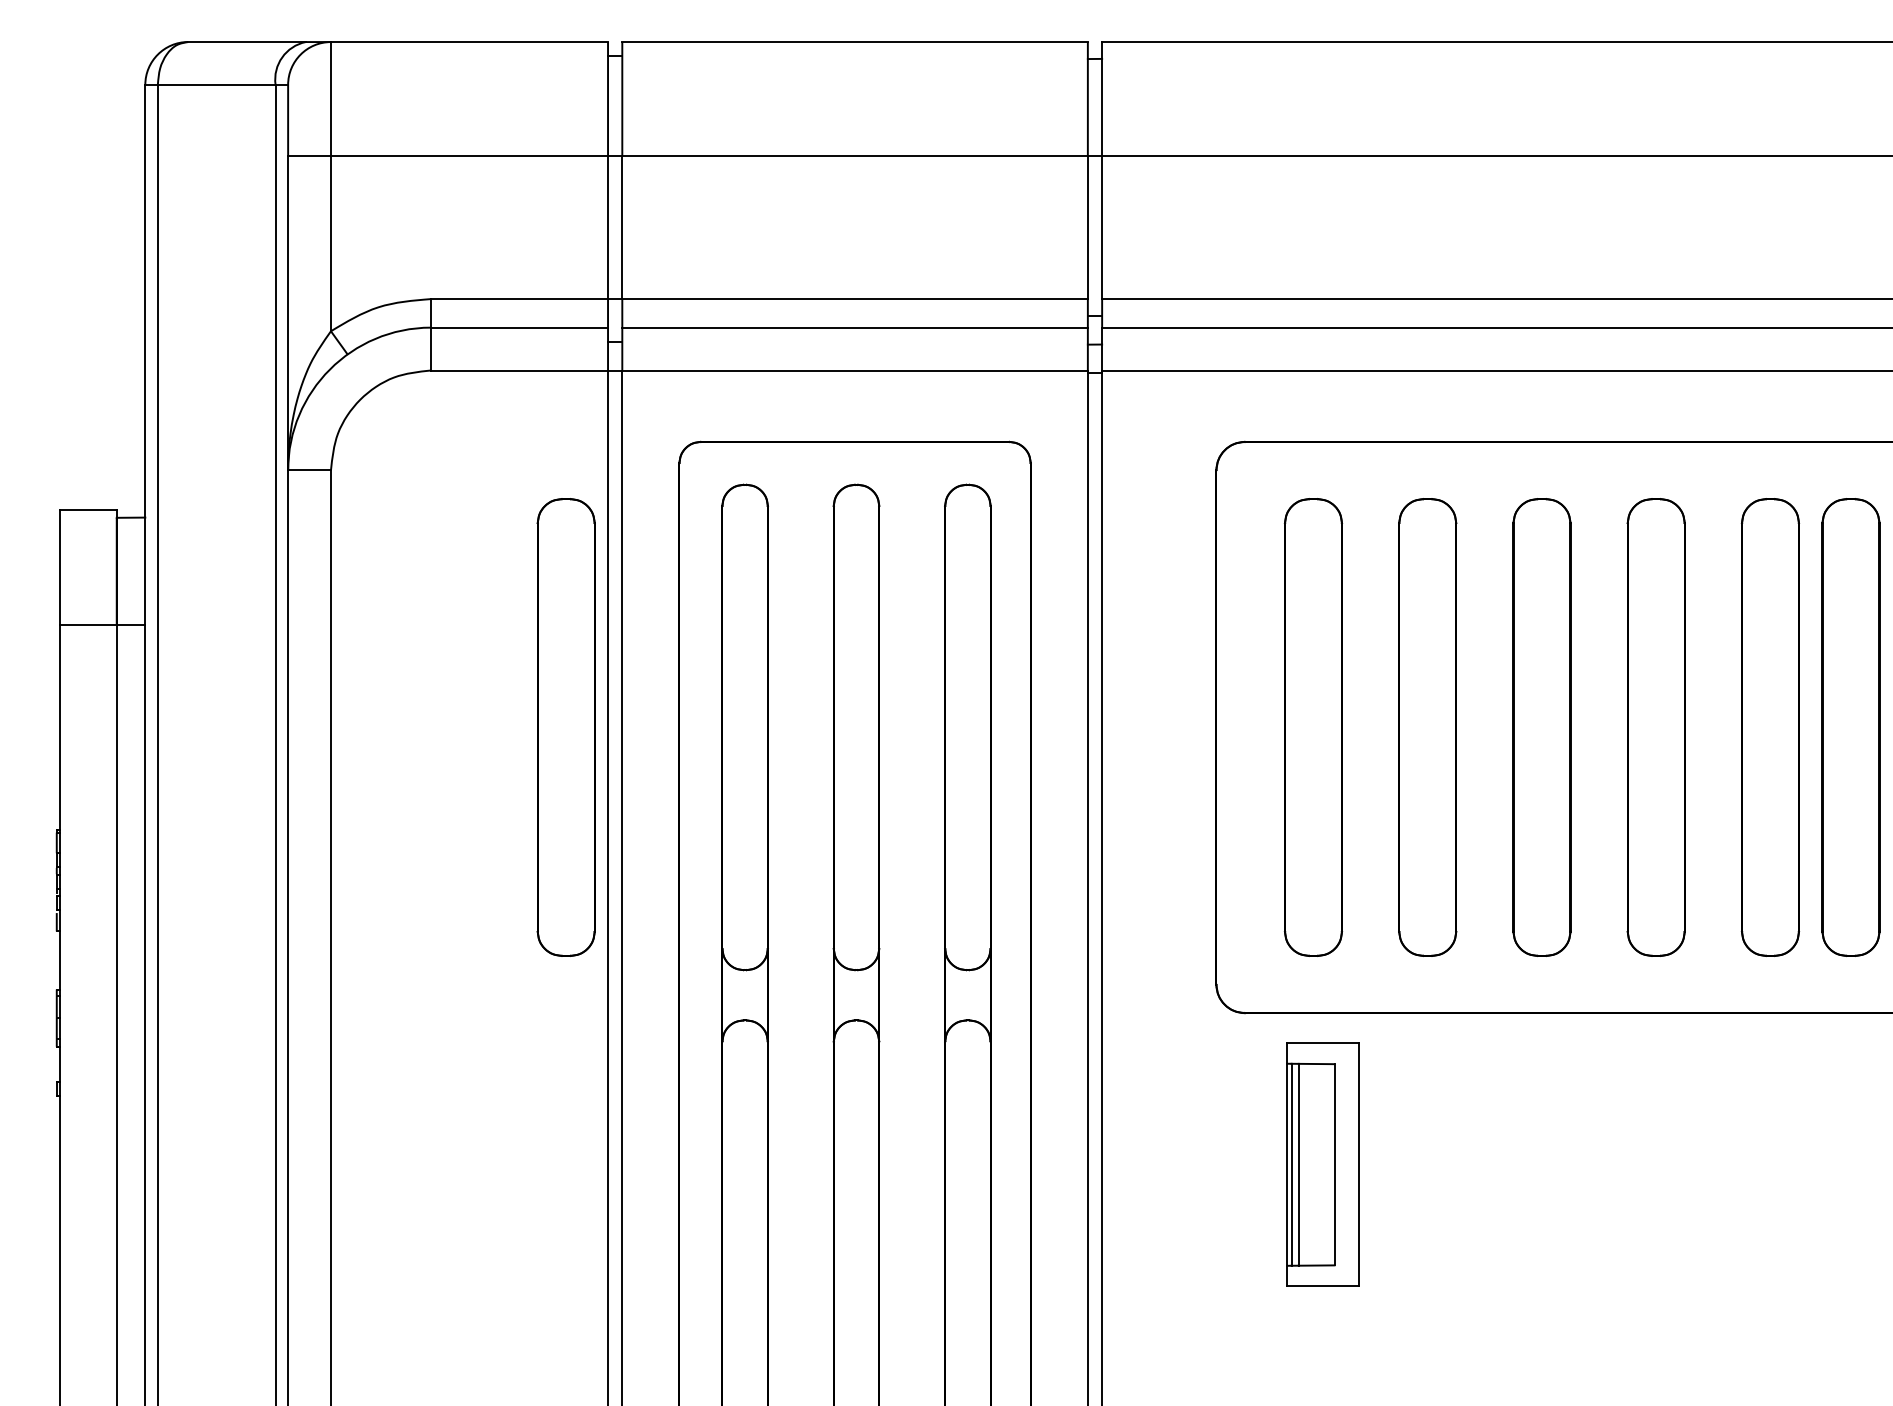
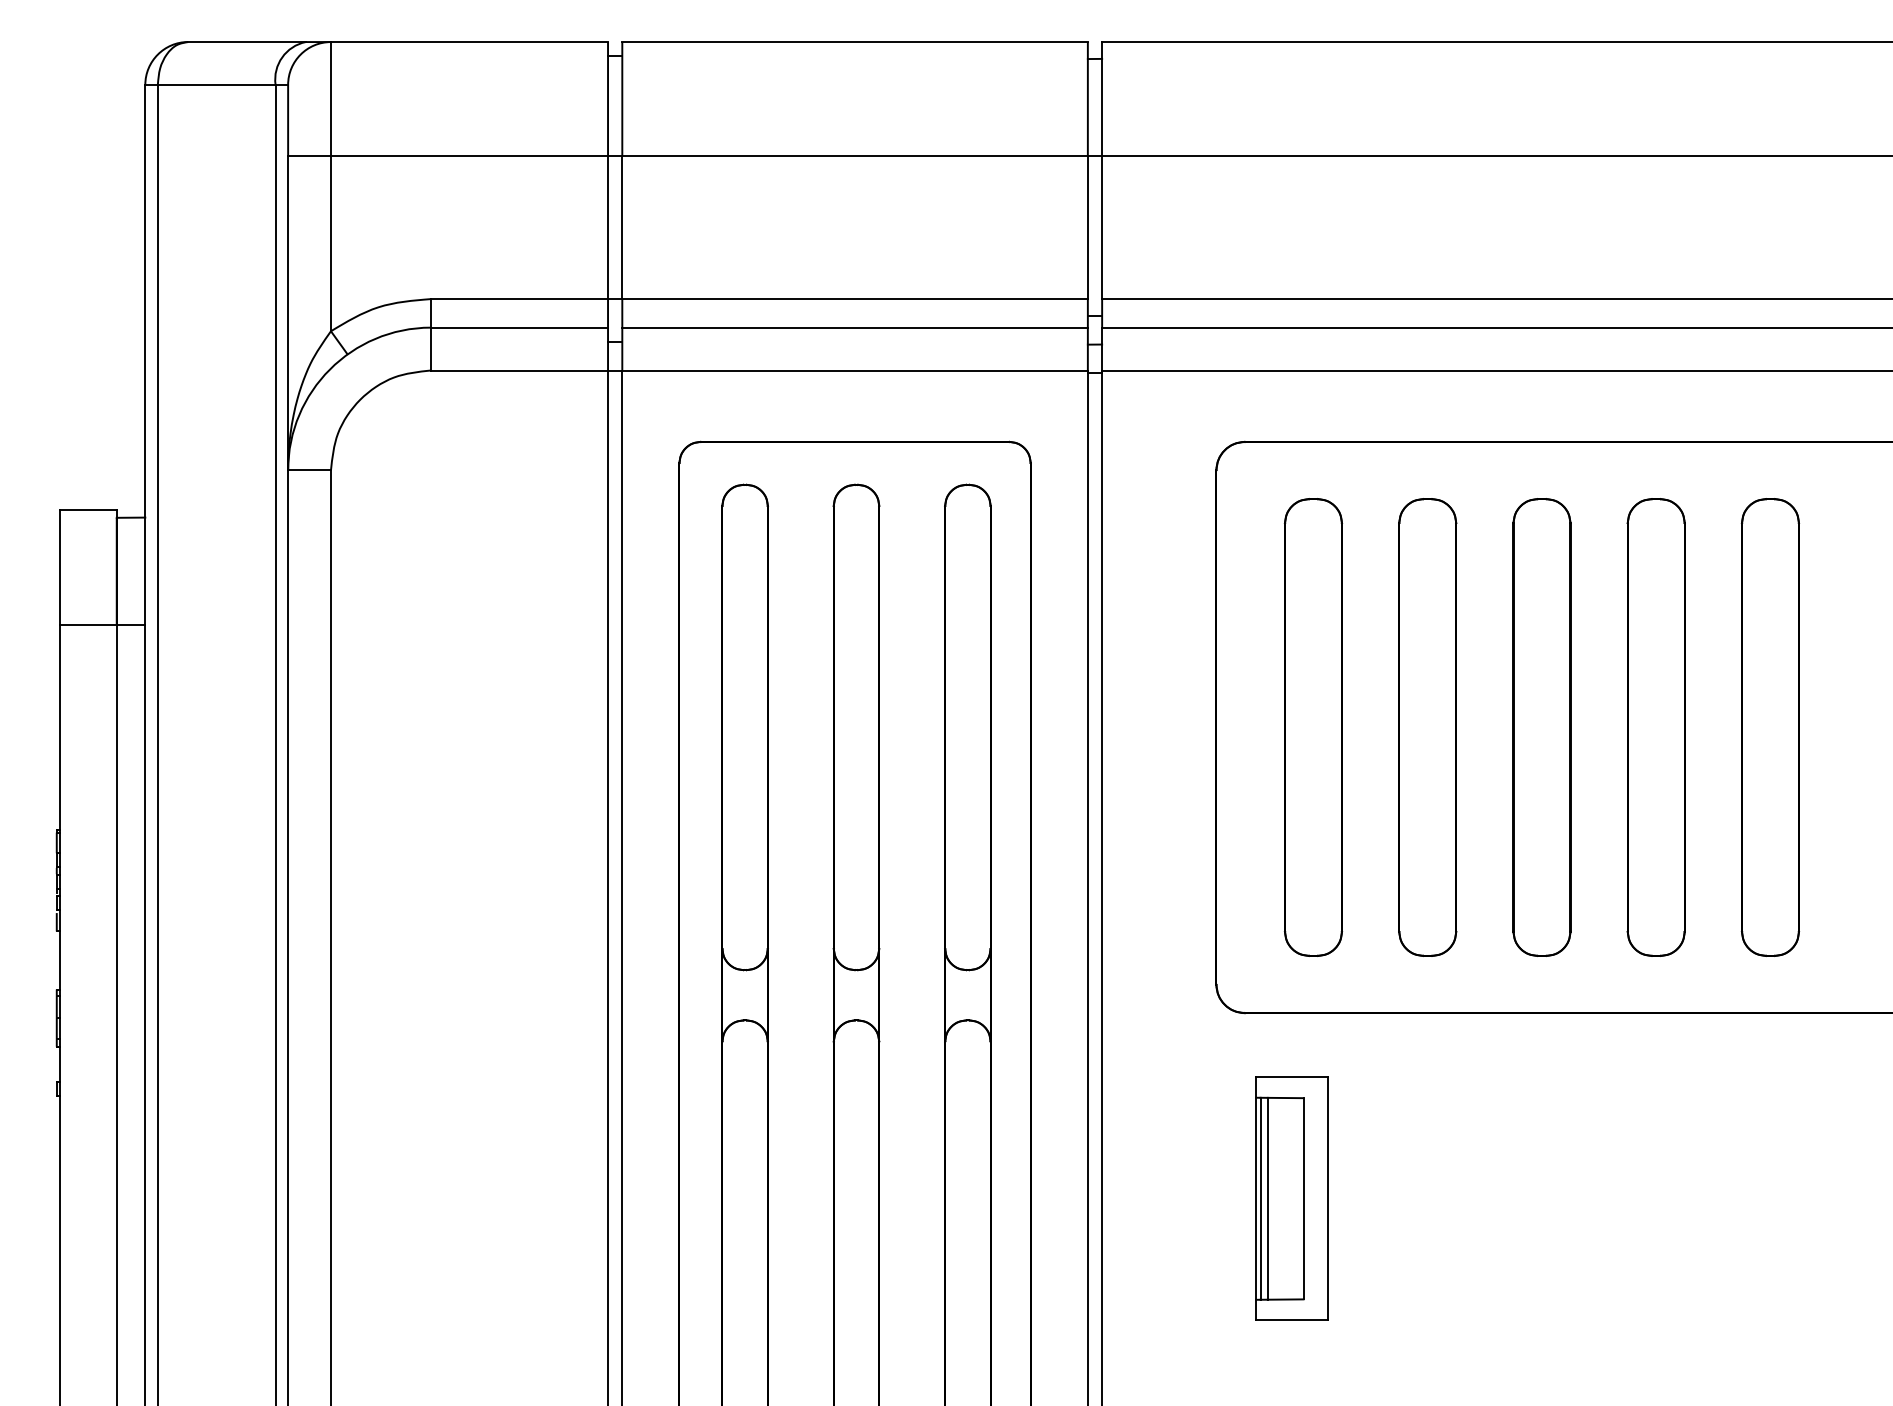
part: present -> none (565, 727)
part: present -> none (1850, 727)
part position: (1322, 1164) -> (1291, 1198) (1291, 1198)
